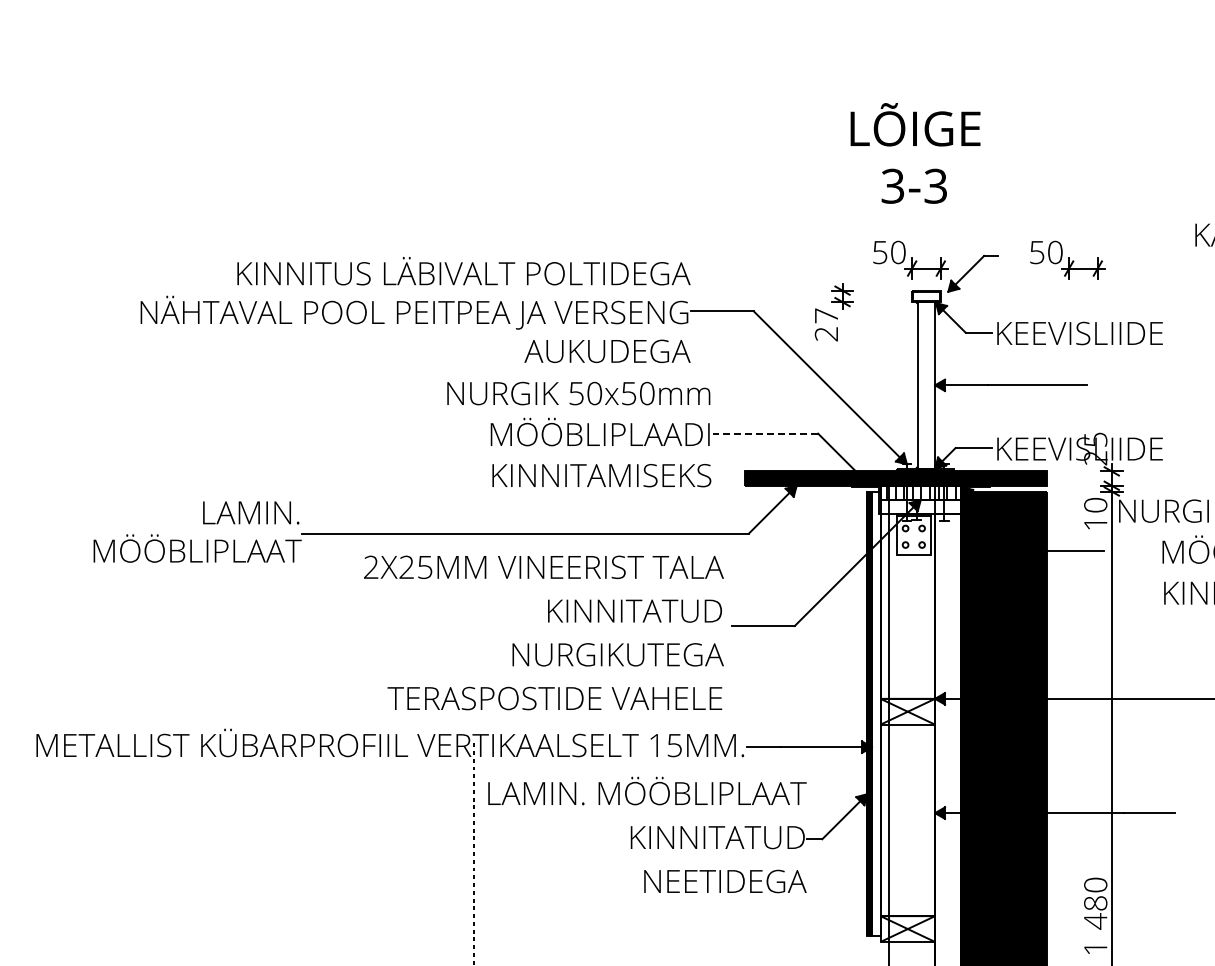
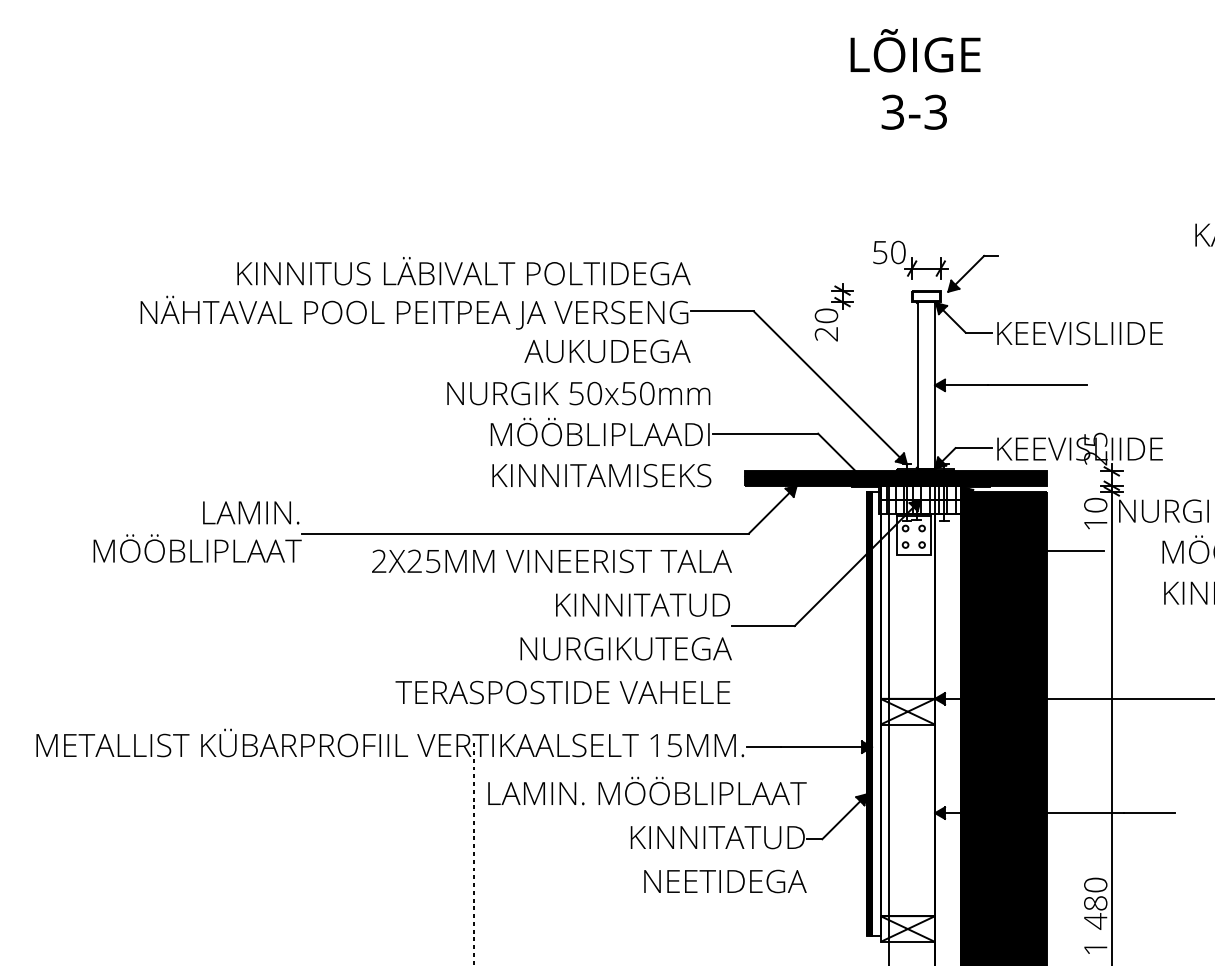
text position: (915, 153) -> (915, 79) (915, 79)
part: present -> none (1067, 259)
text: 27 -> 20 (826, 315)
line: dashed -> solid (765, 433)
hatch: none -> present (921, 507)
text position: (543, 632) -> (551, 626) (551, 626)
